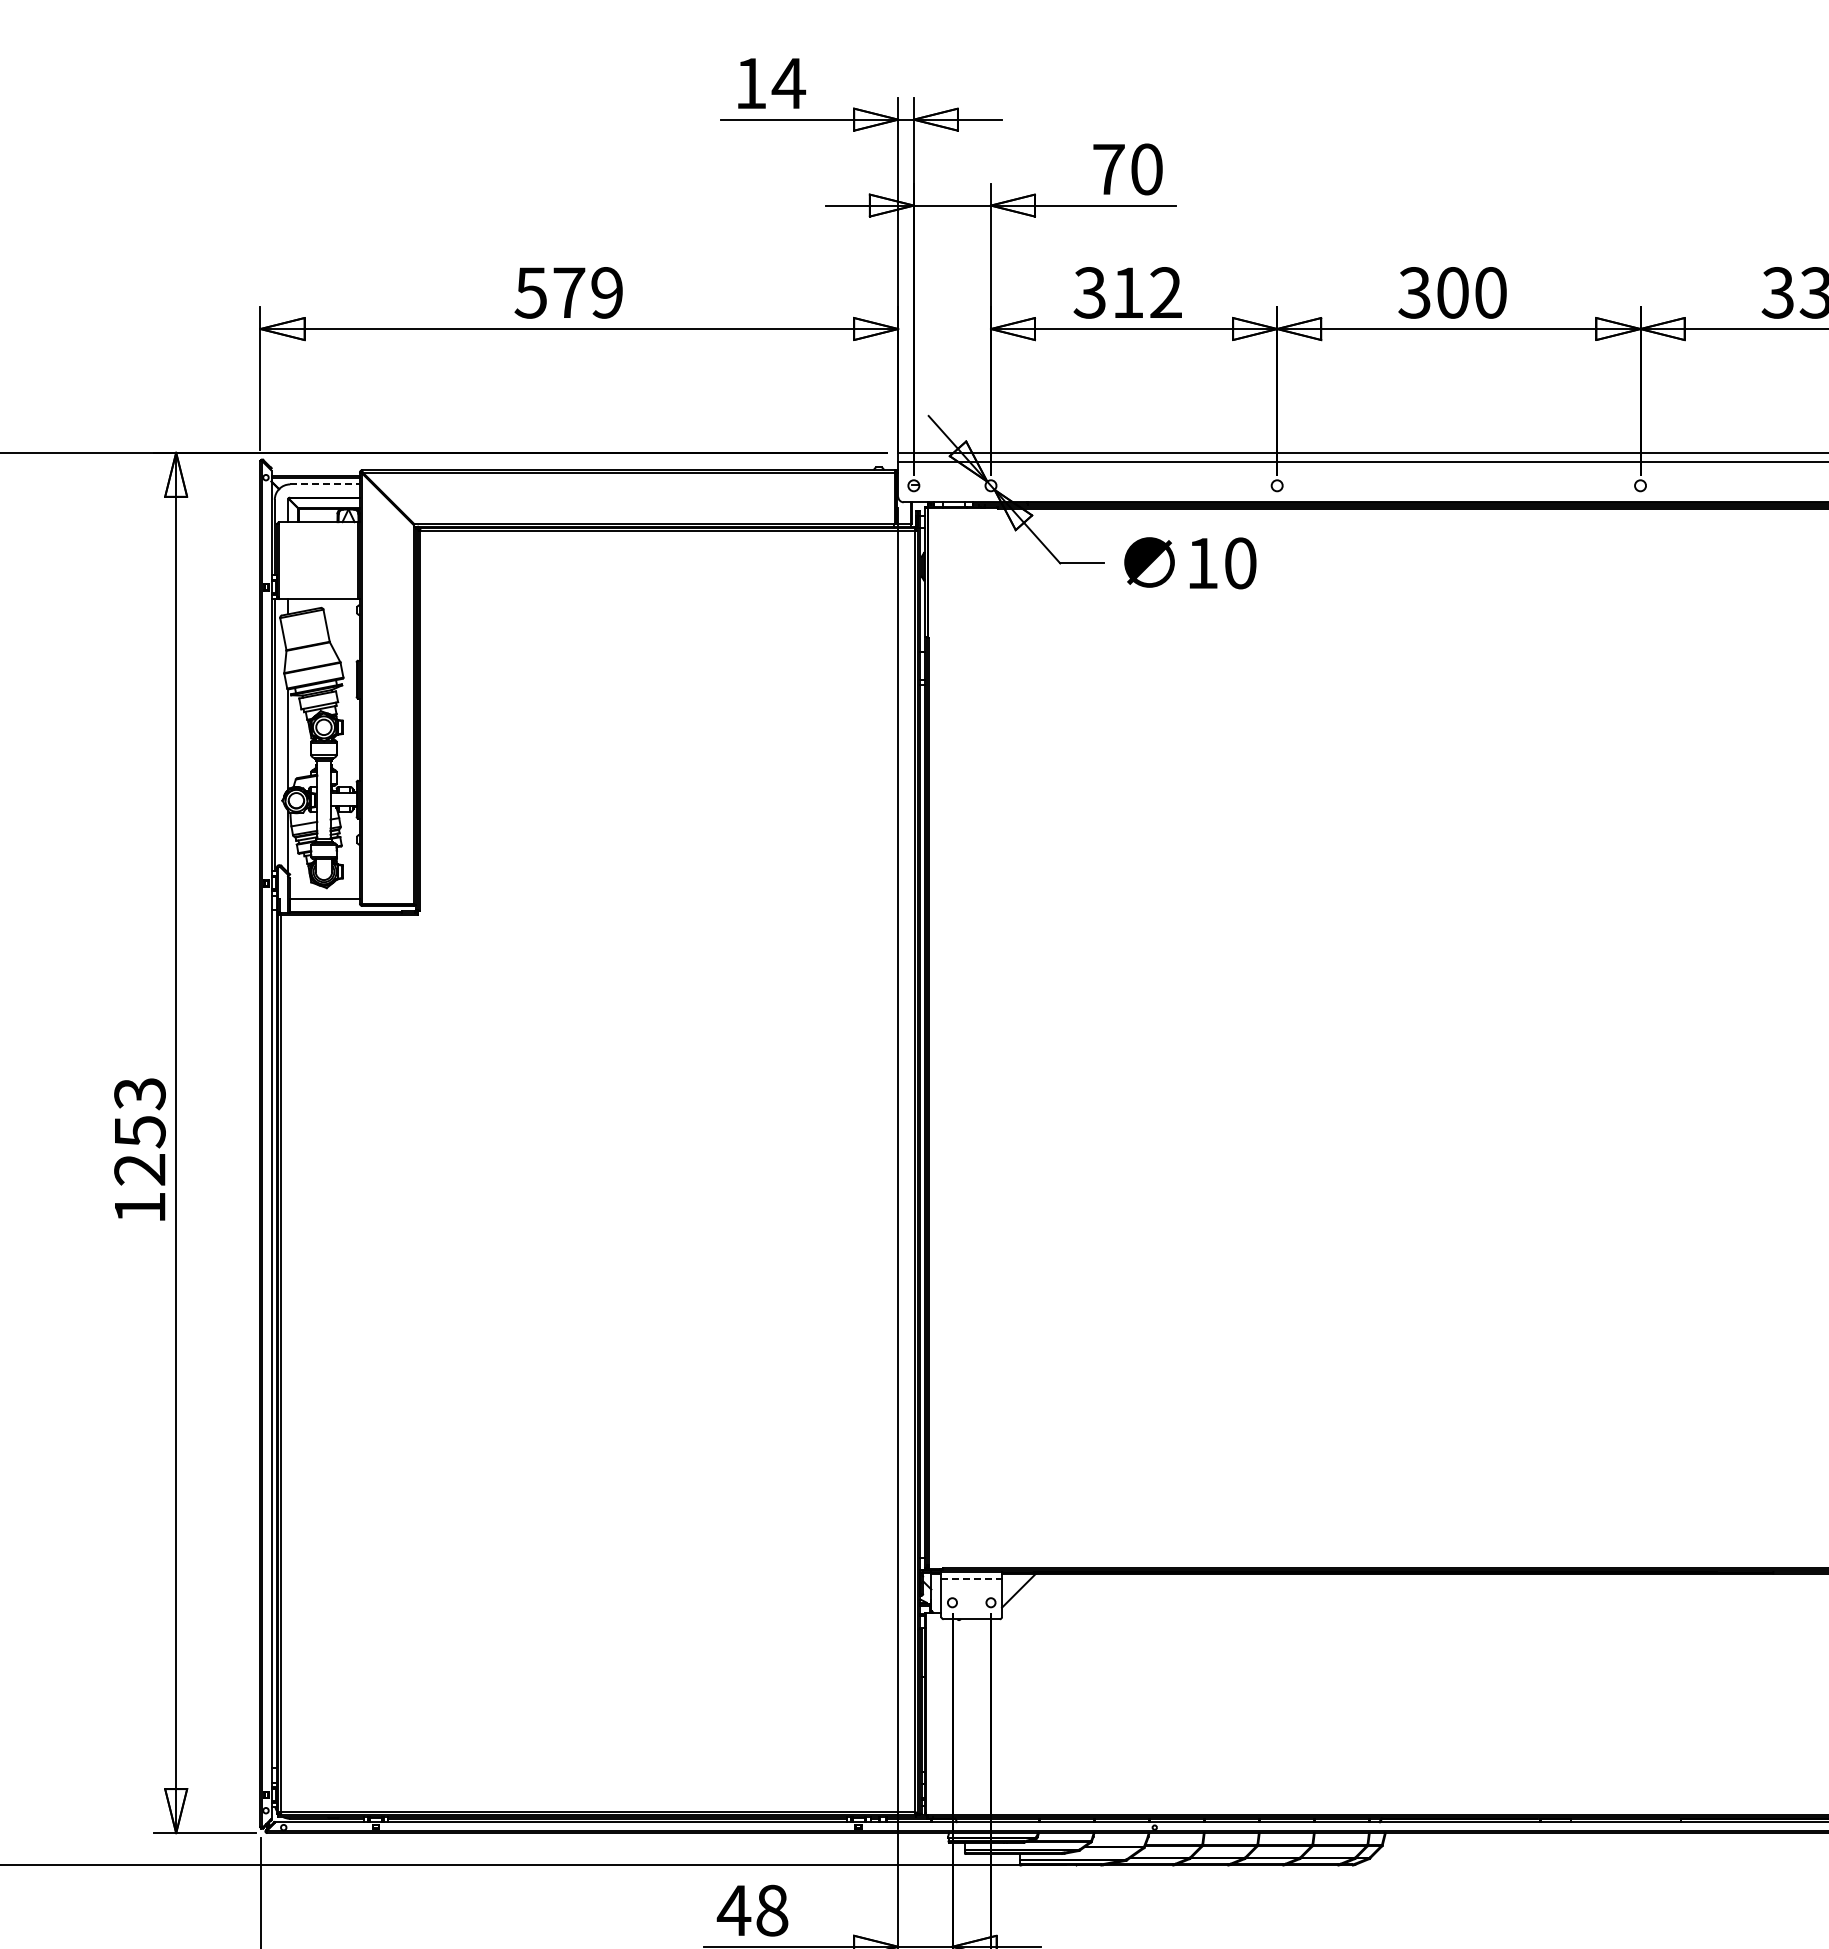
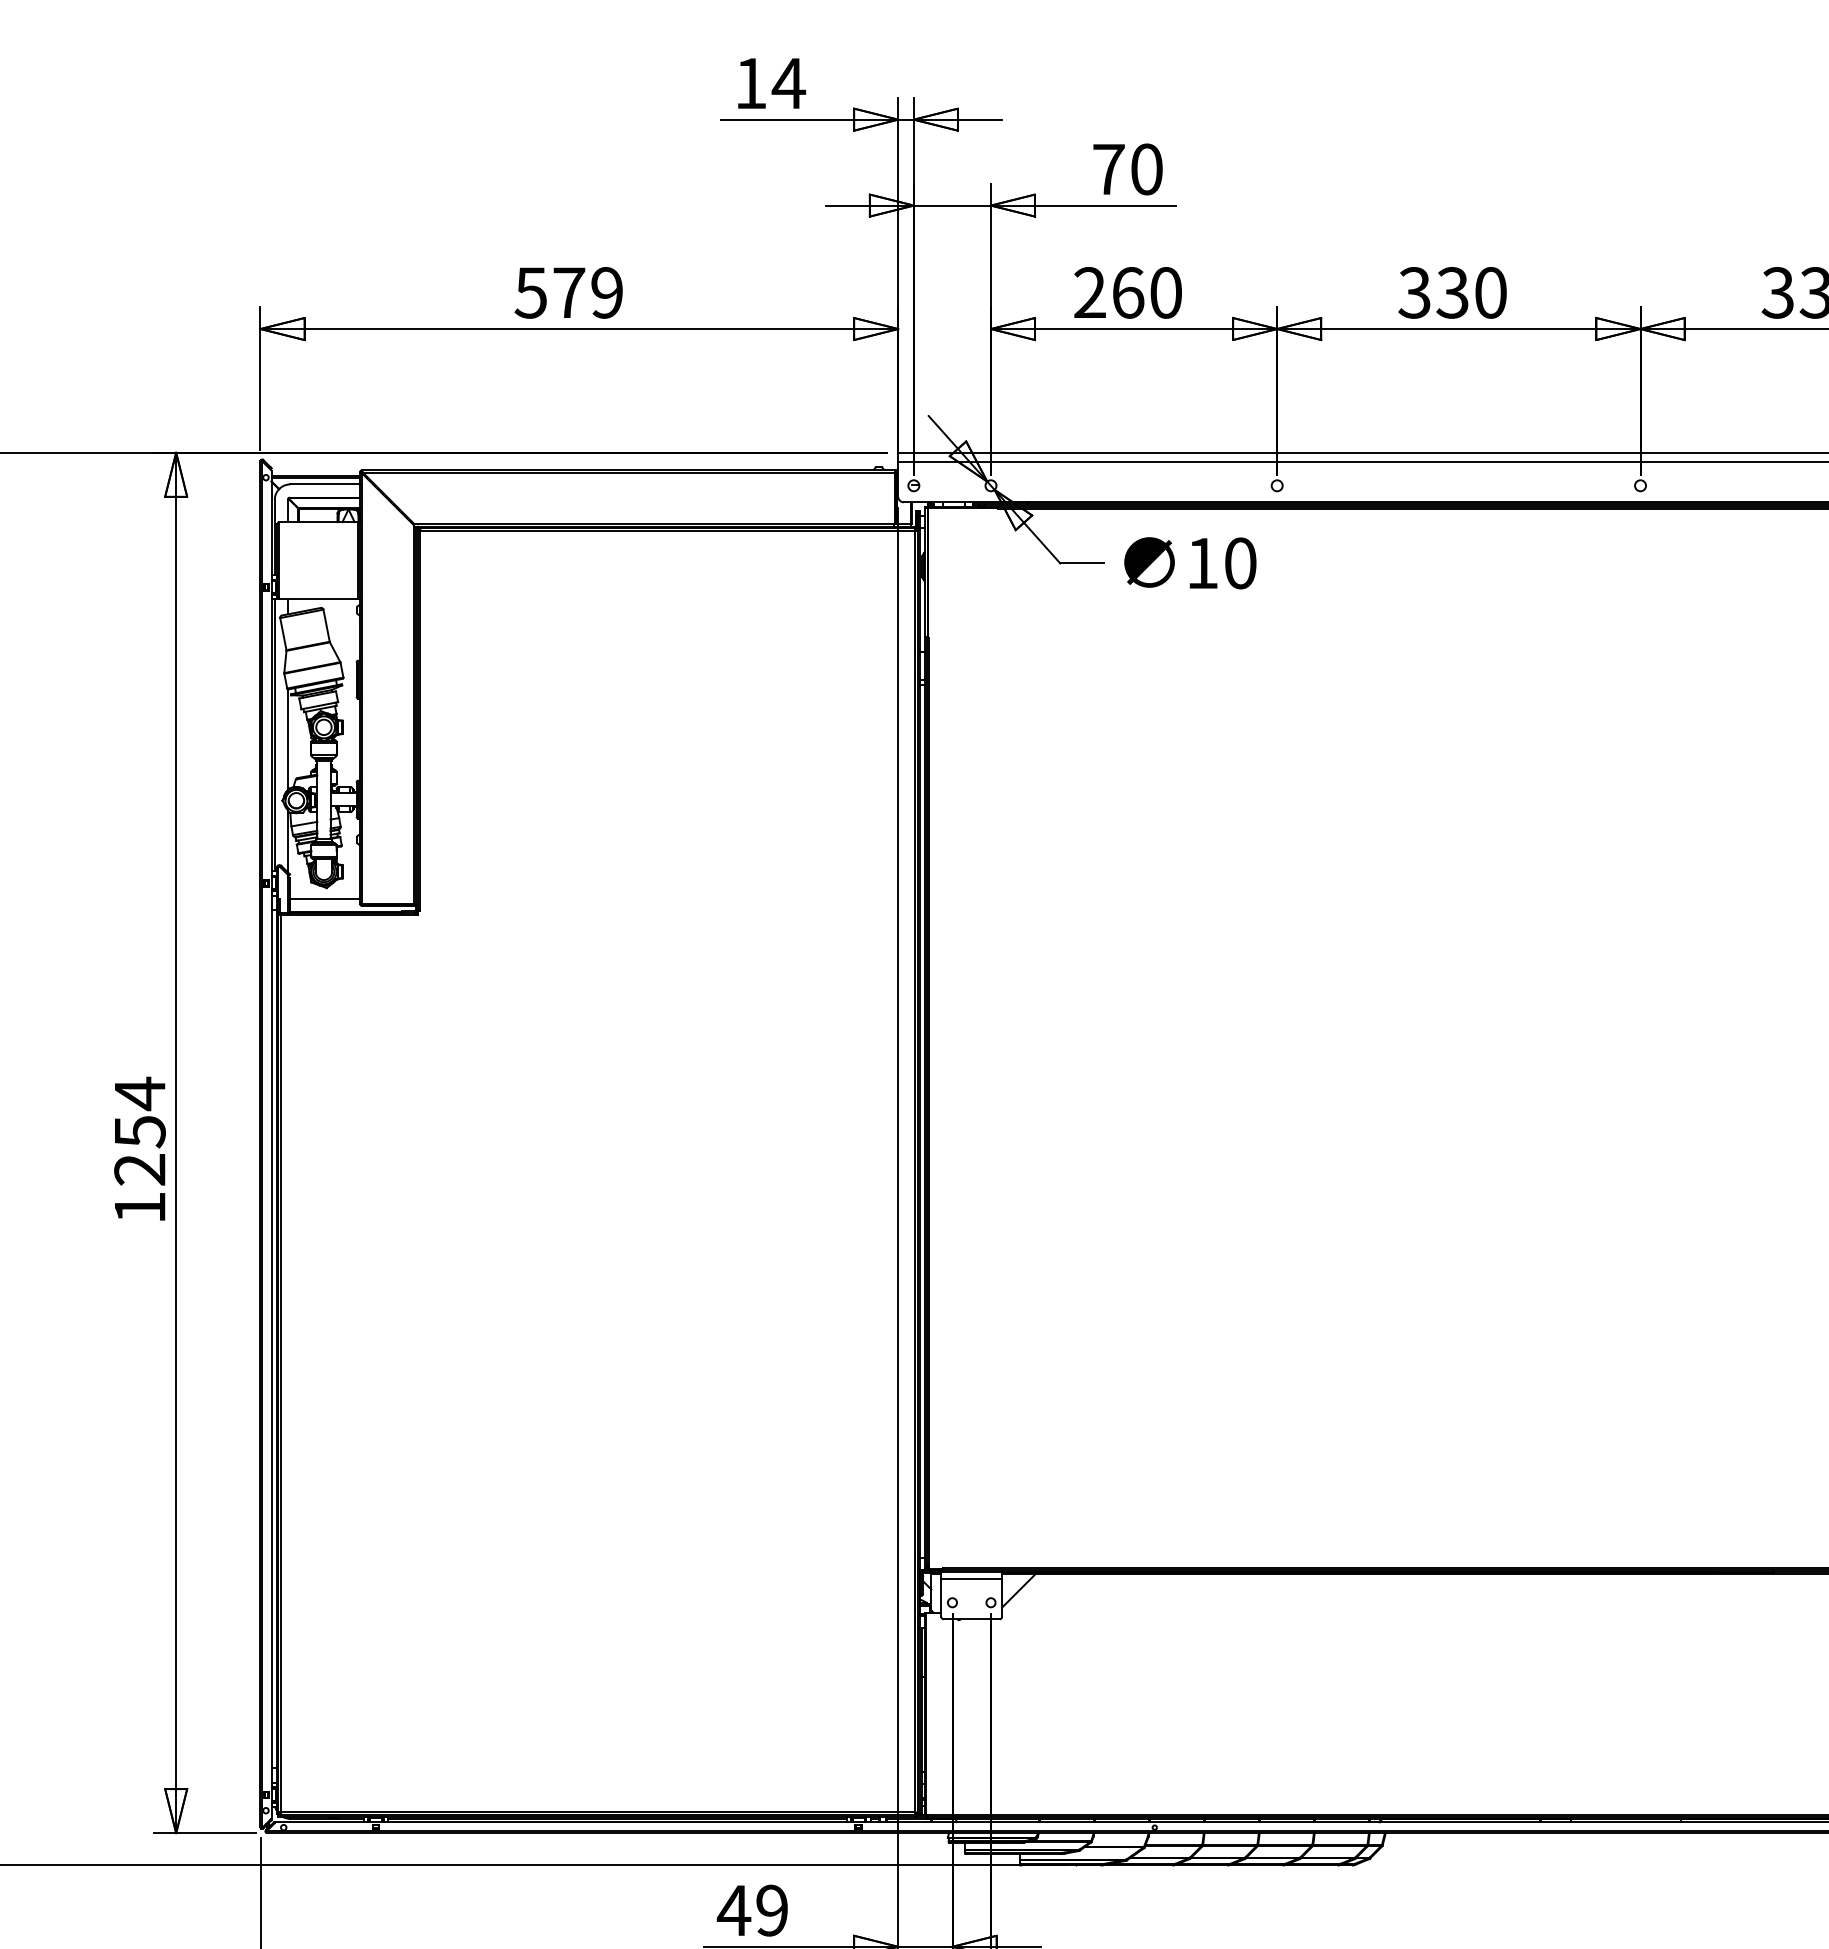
text: 312 -> 260 (1127, 292)
text: 300 -> 330 (1452, 292)
line: dashed -> solid (325, 484)
text: 1253 -> 1254 (139, 1093)
line: dashed -> solid (972, 1578)
text: 48 -> 49 (772, 1910)
